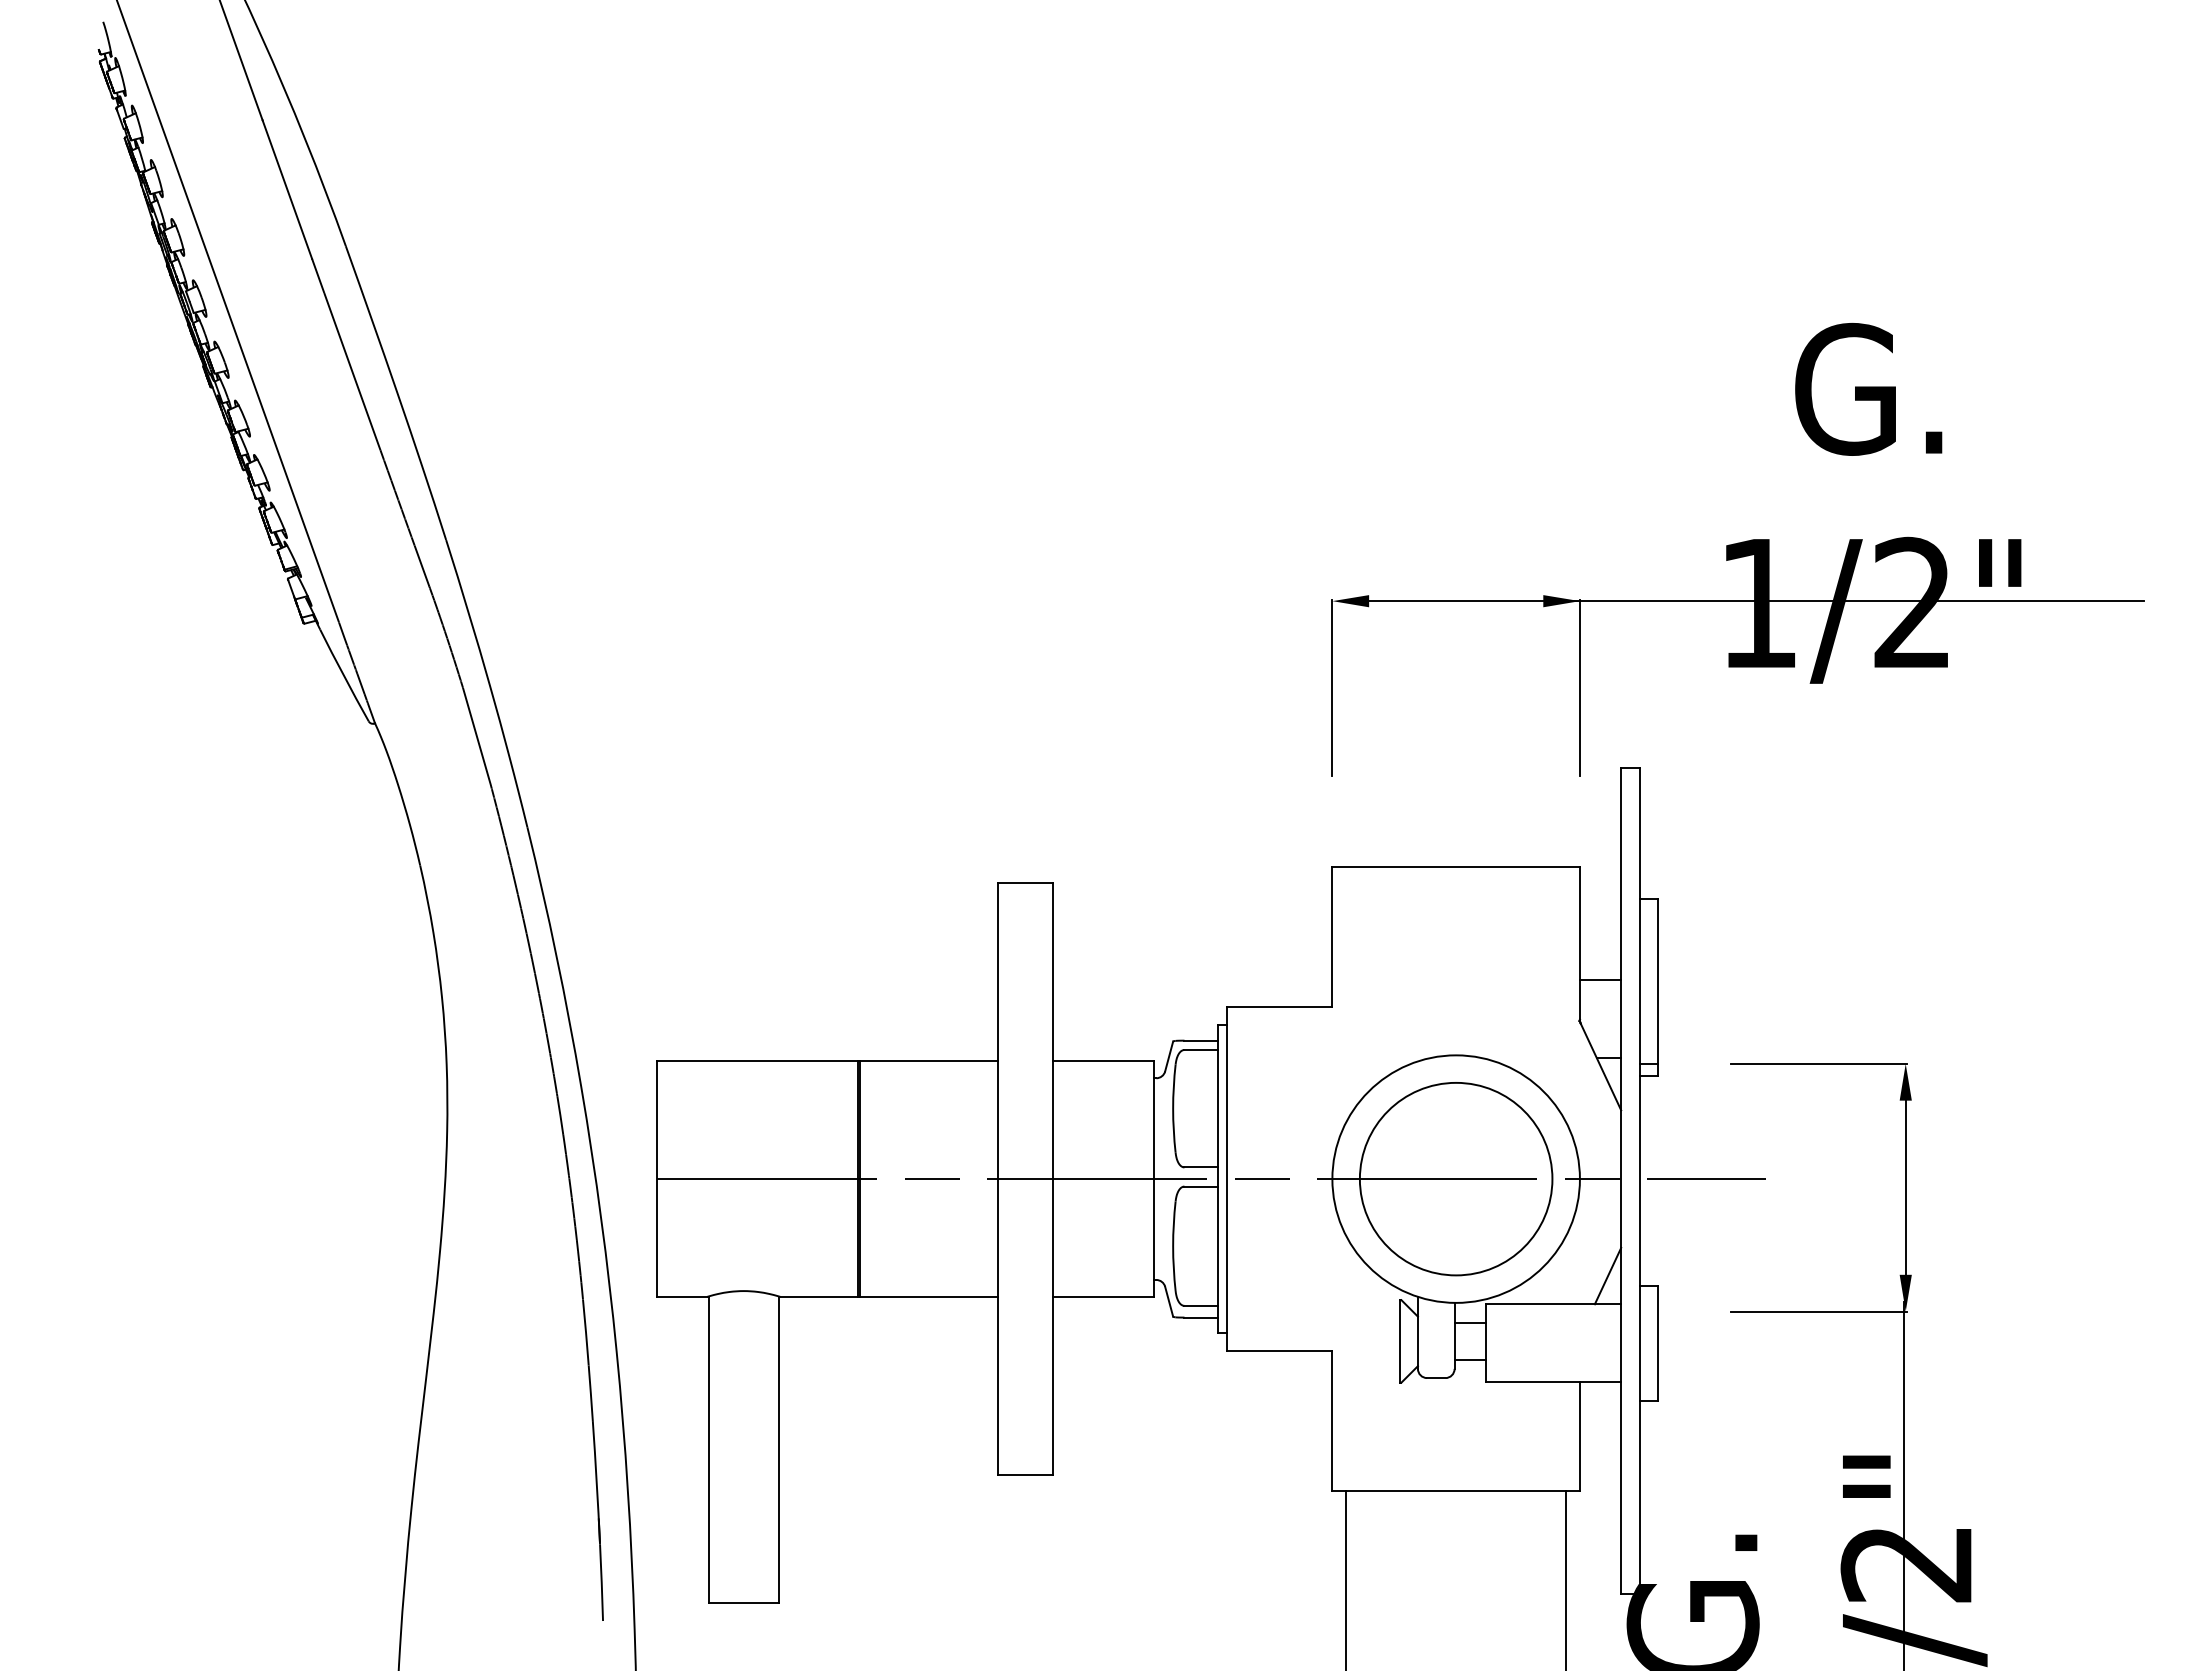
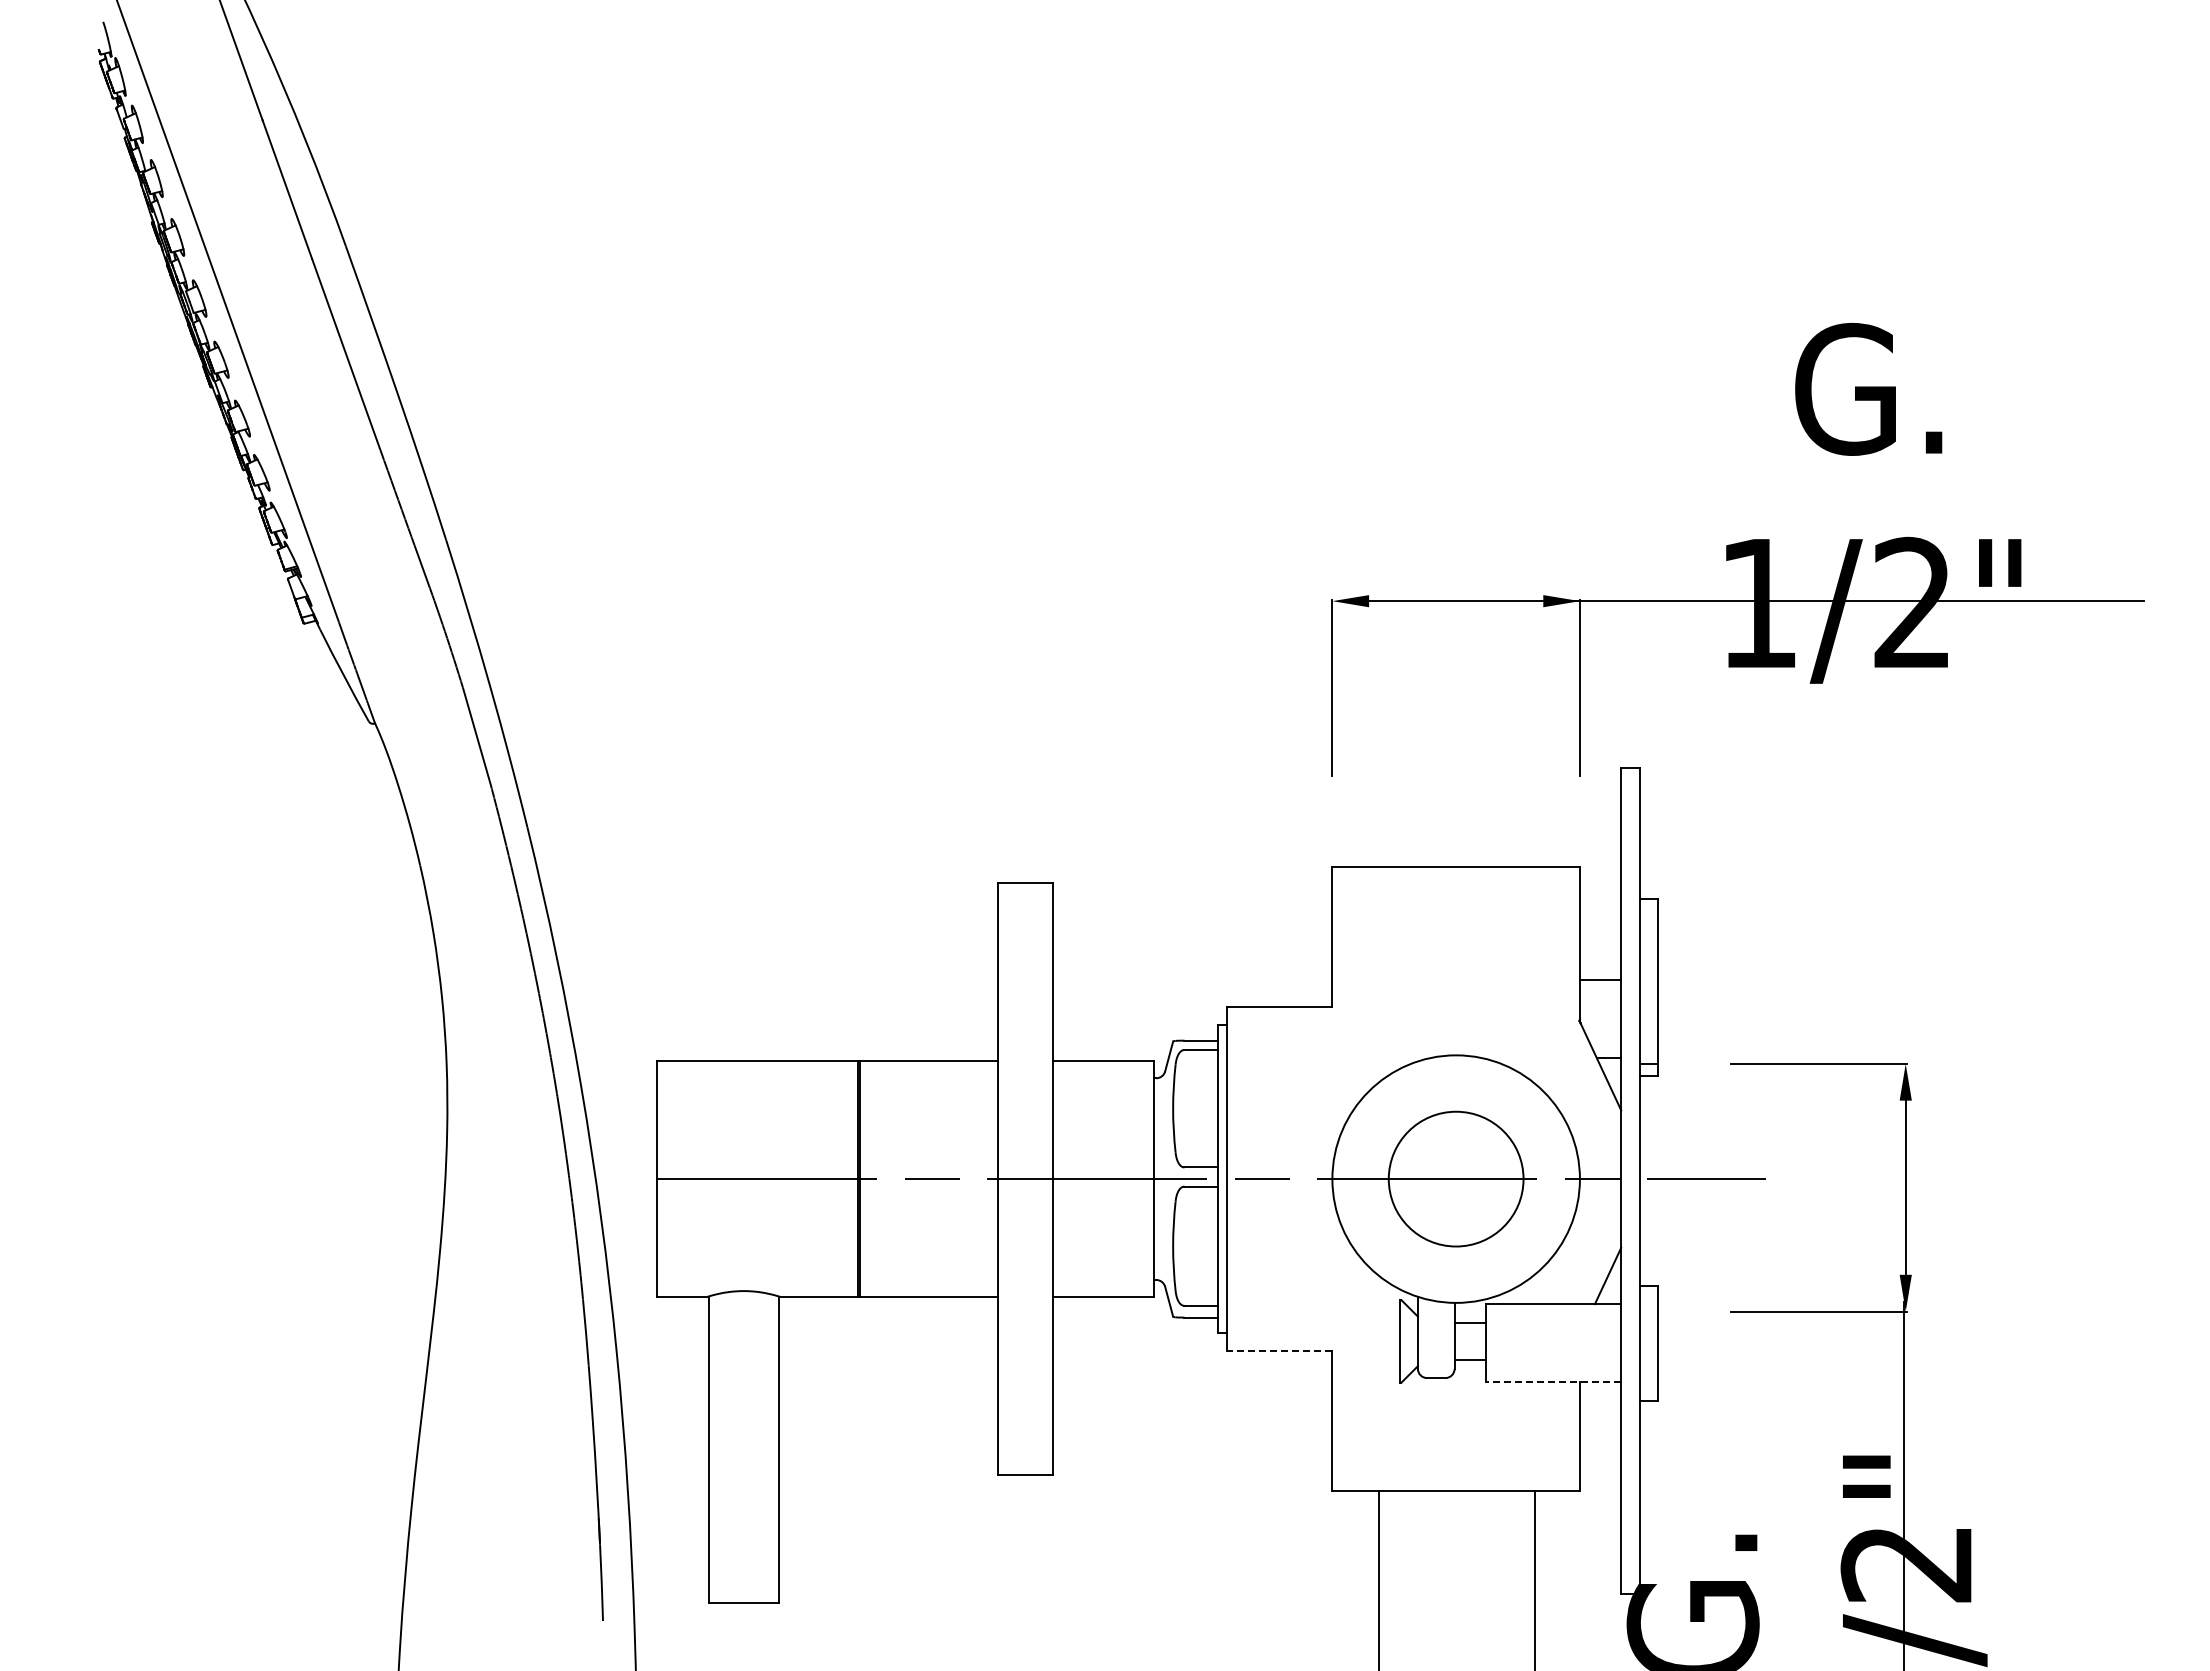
circle diameter: 193 px -> 135 px (1455, 1178)
line: solid -> dashed (1279, 1351)
line: solid -> dashed (1553, 1382)
line position: (1346, 1578) -> (1379, 1578) (1379, 1578)
line position: (1566, 1578) -> (1535, 1578) (1535, 1578)
